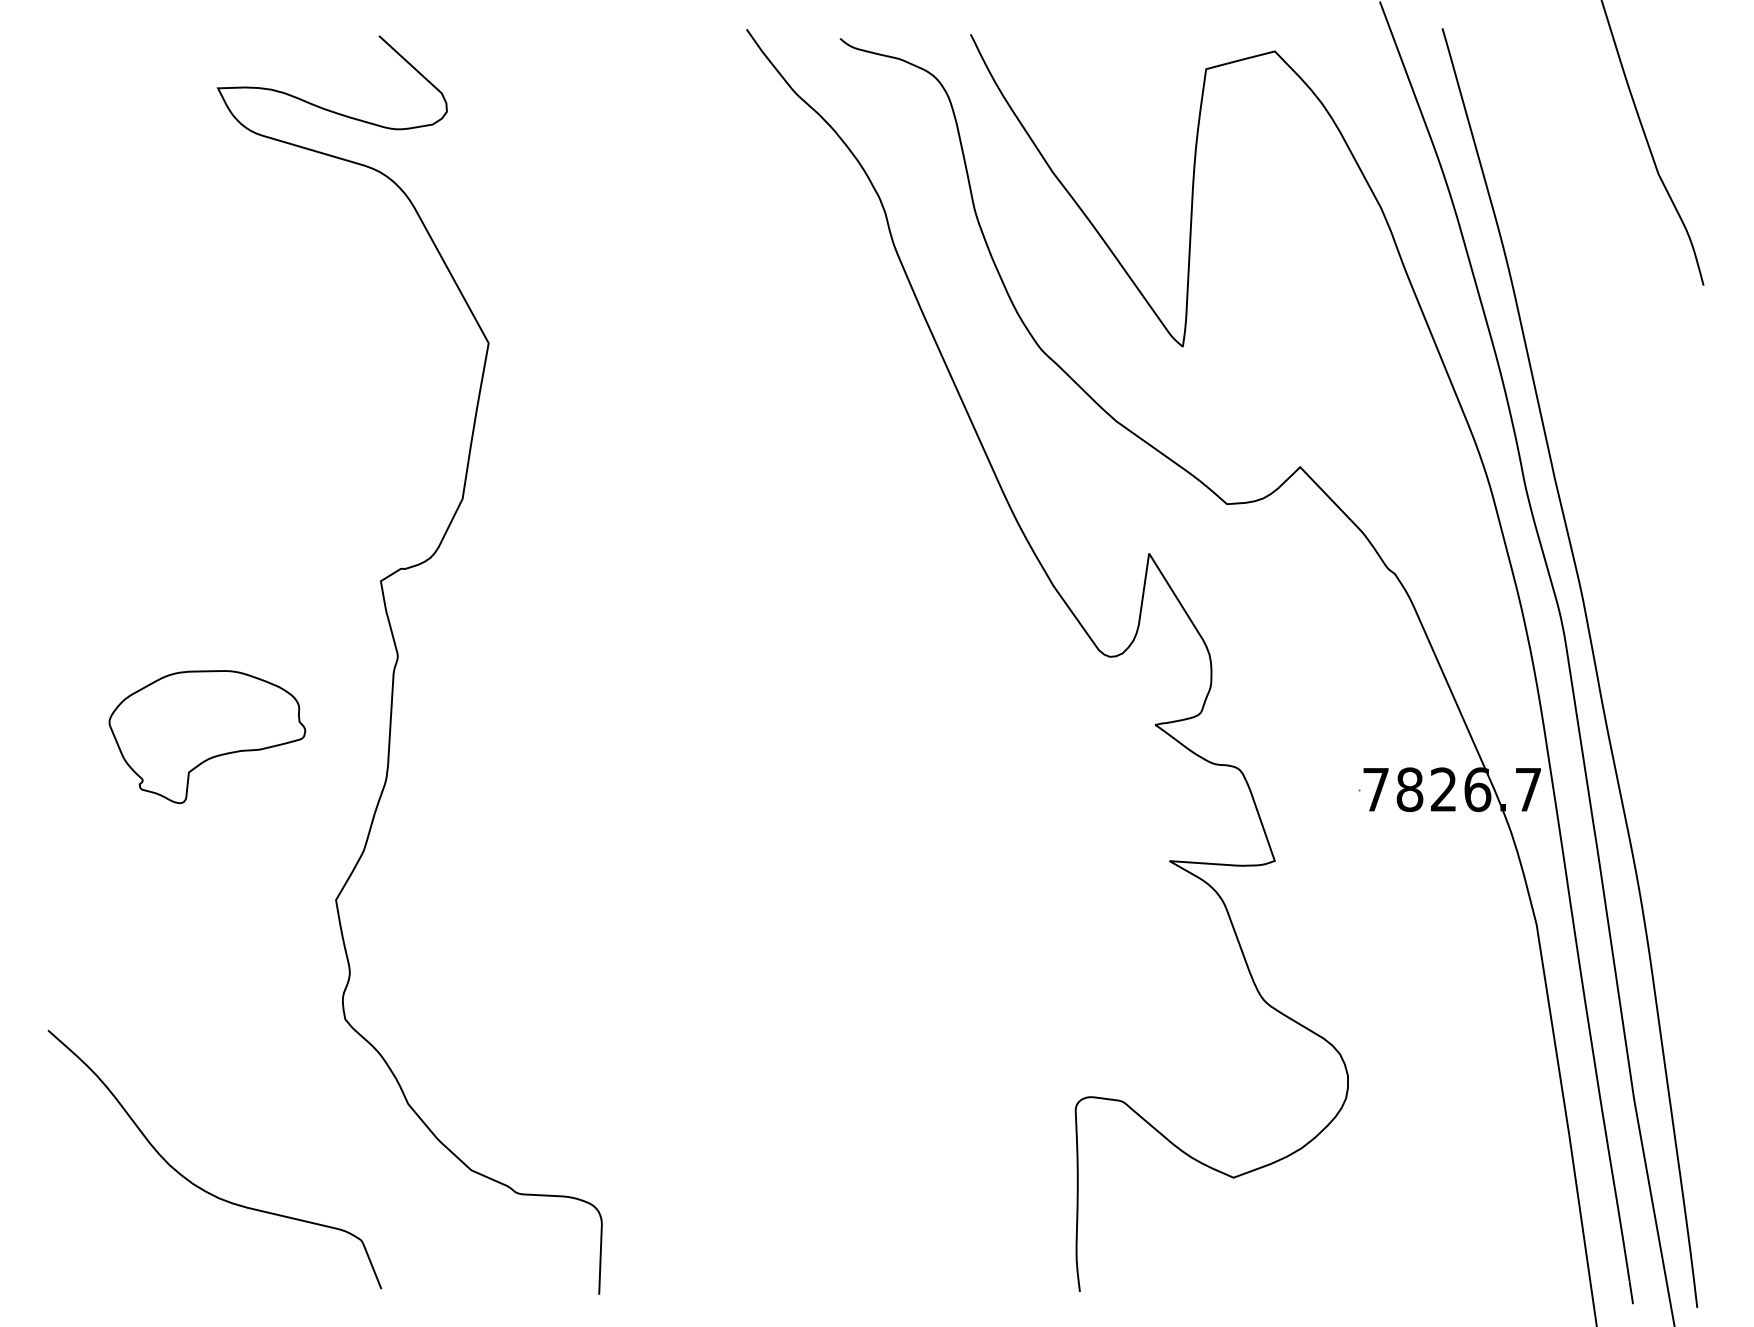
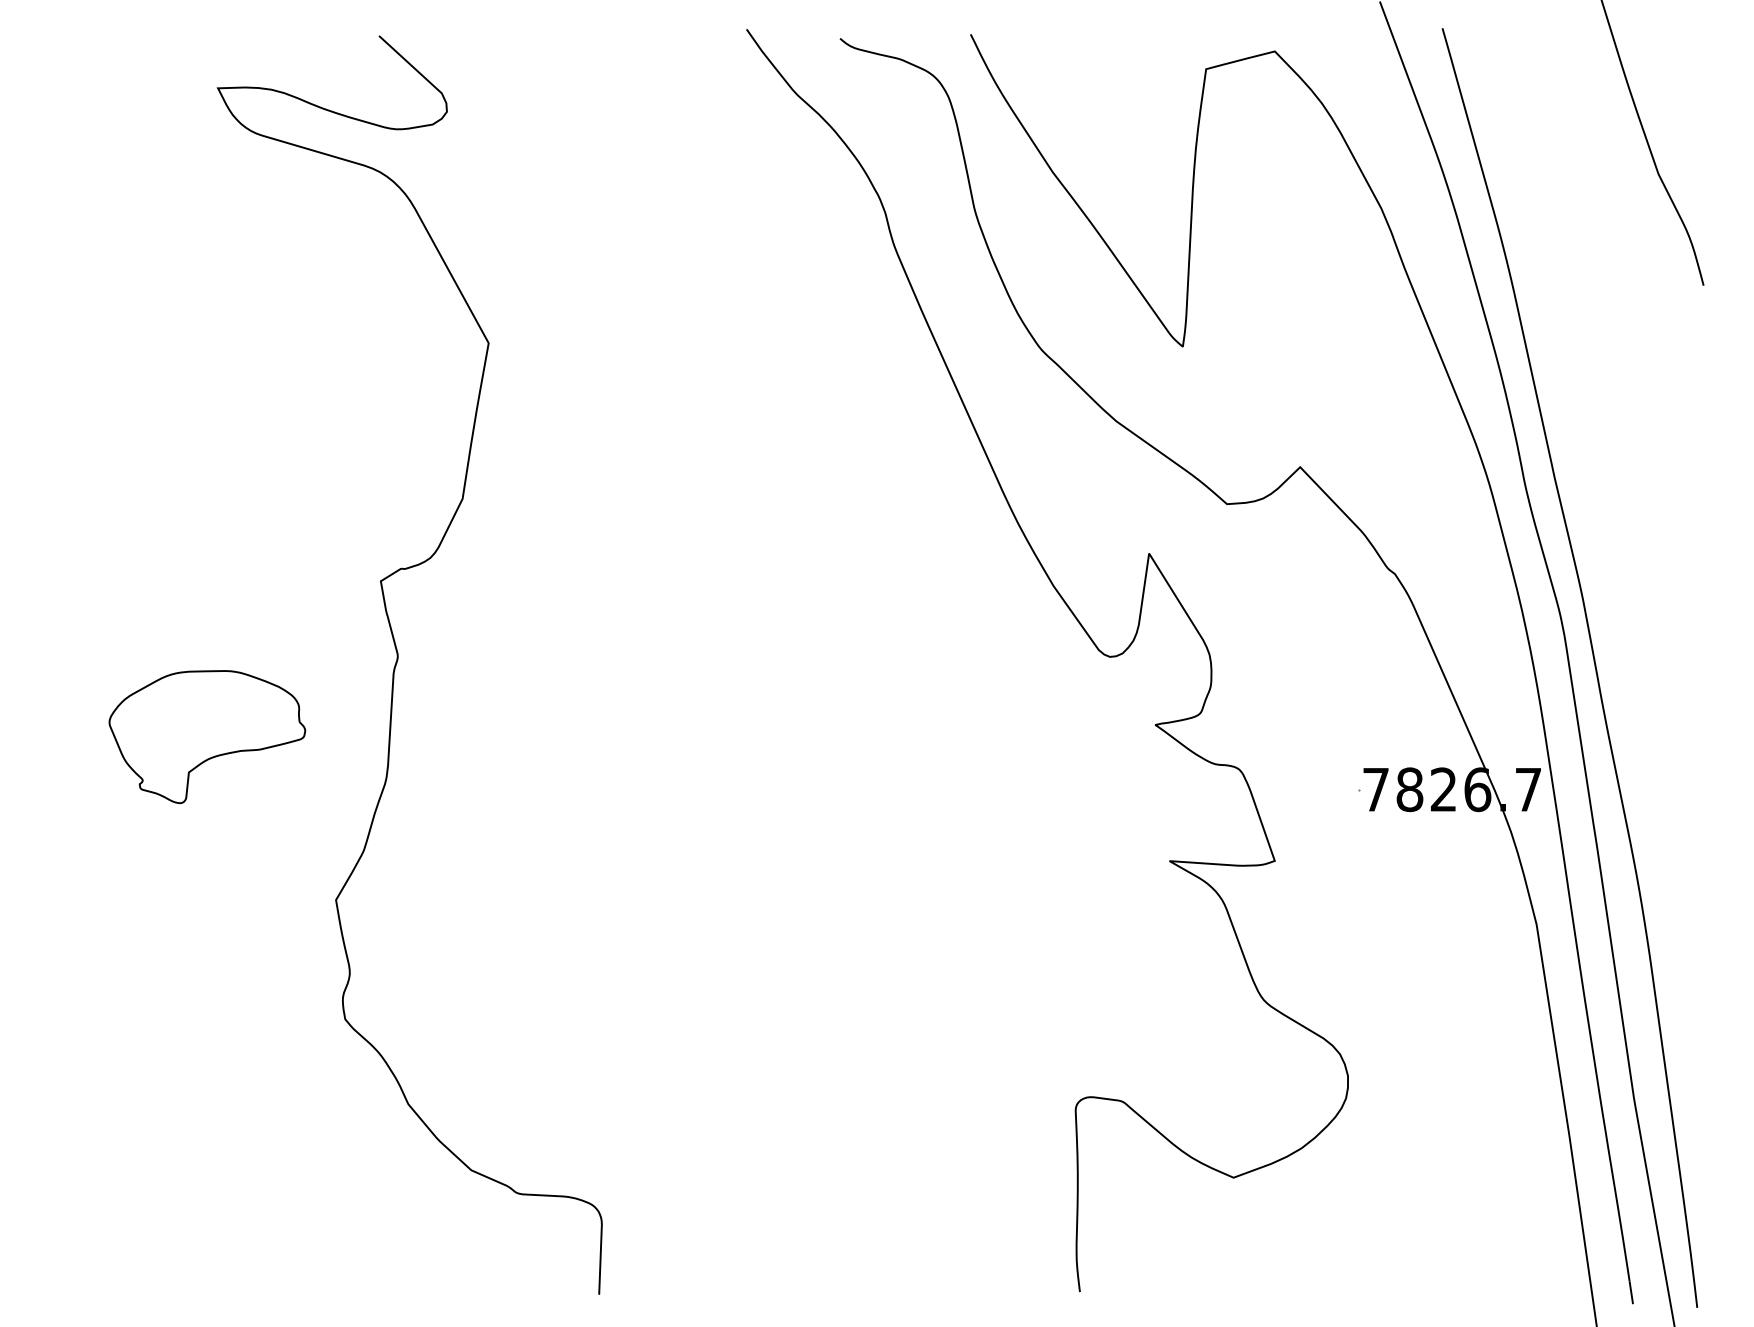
curve: present -> none (196, 1184)
